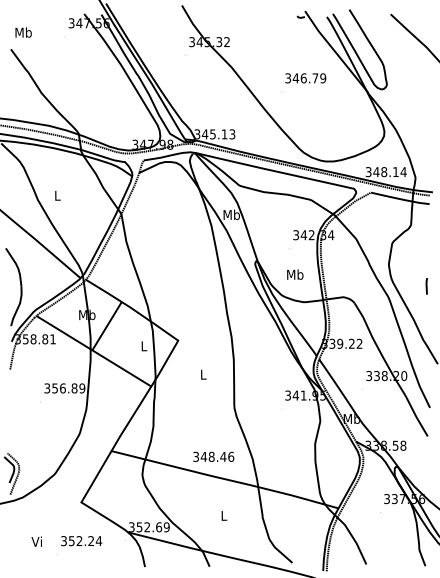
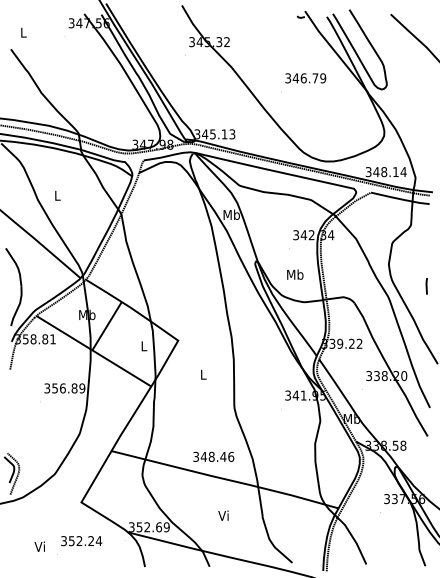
text: Mb -> L (23, 32)
text: L -> Vi (223, 515)
text position: (36, 541) -> (39, 546) (39, 546)
